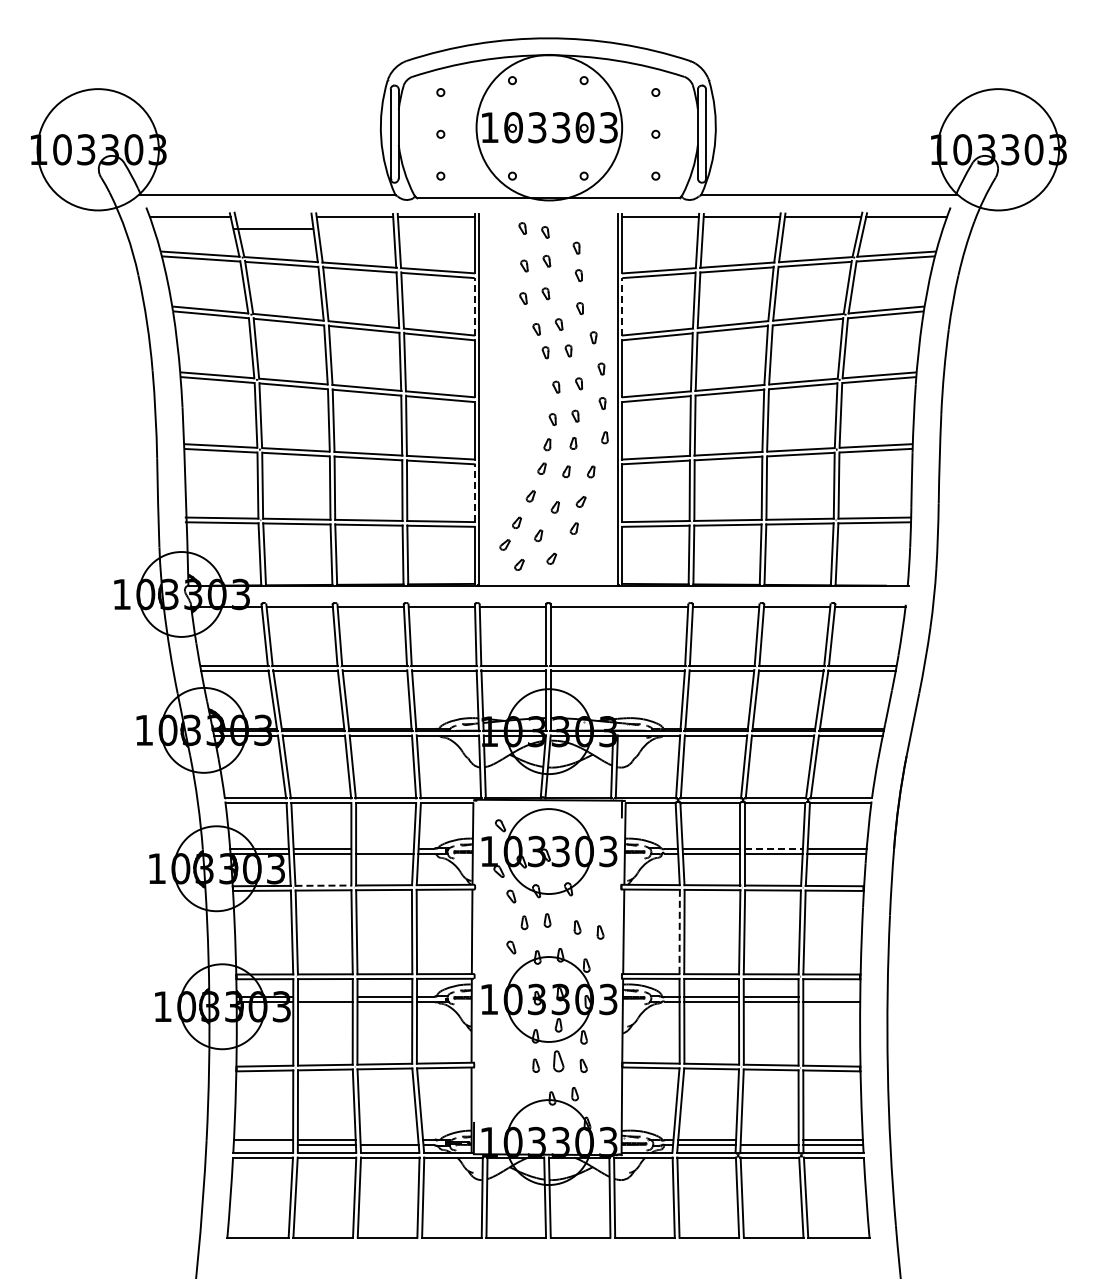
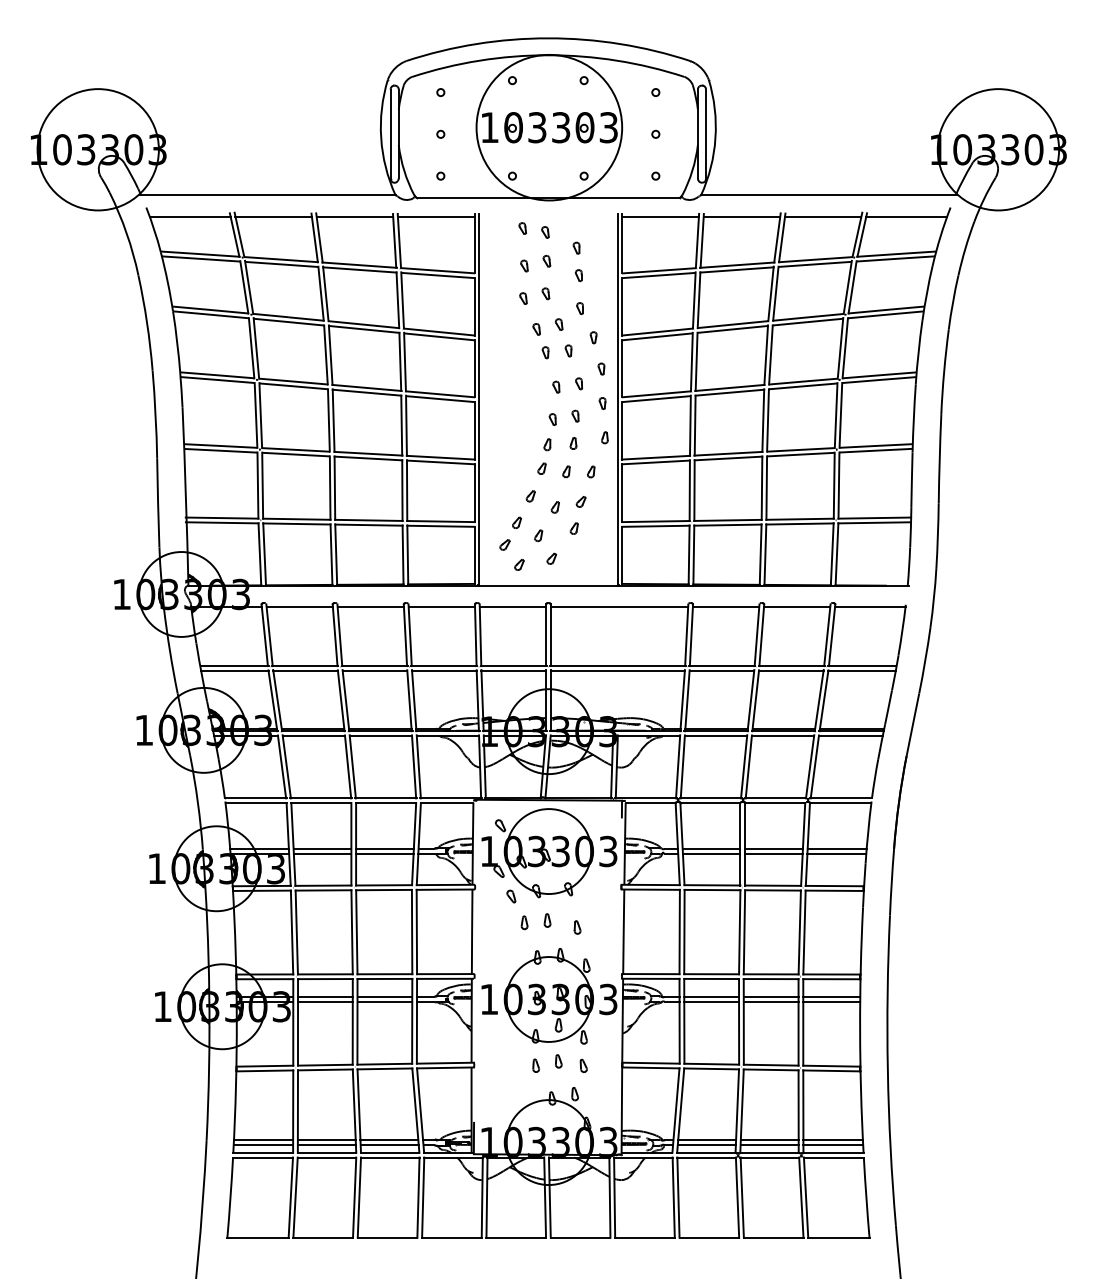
line position: (273, 228) -> (273, 216) (273, 216)
line: dashed -> solid (474, 306)
line: dashed -> solid (622, 306)
line: dashed -> solid (474, 493)
line: none -> present (384, 848)
line: dashed -> solid (774, 848)
line: dashed -> solid (323, 885)
part: present -> none (600, 932)
line: dashed -> solid (679, 932)
part: present -> none (511, 947)
line: none -> present (325, 996)
line: none -> present (831, 996)
part size: 12x23 px -> 8x15 px (558, 1061)
line: none -> present (389, 1140)
line: none -> present (769, 1140)
line: none -> present (263, 1145)
